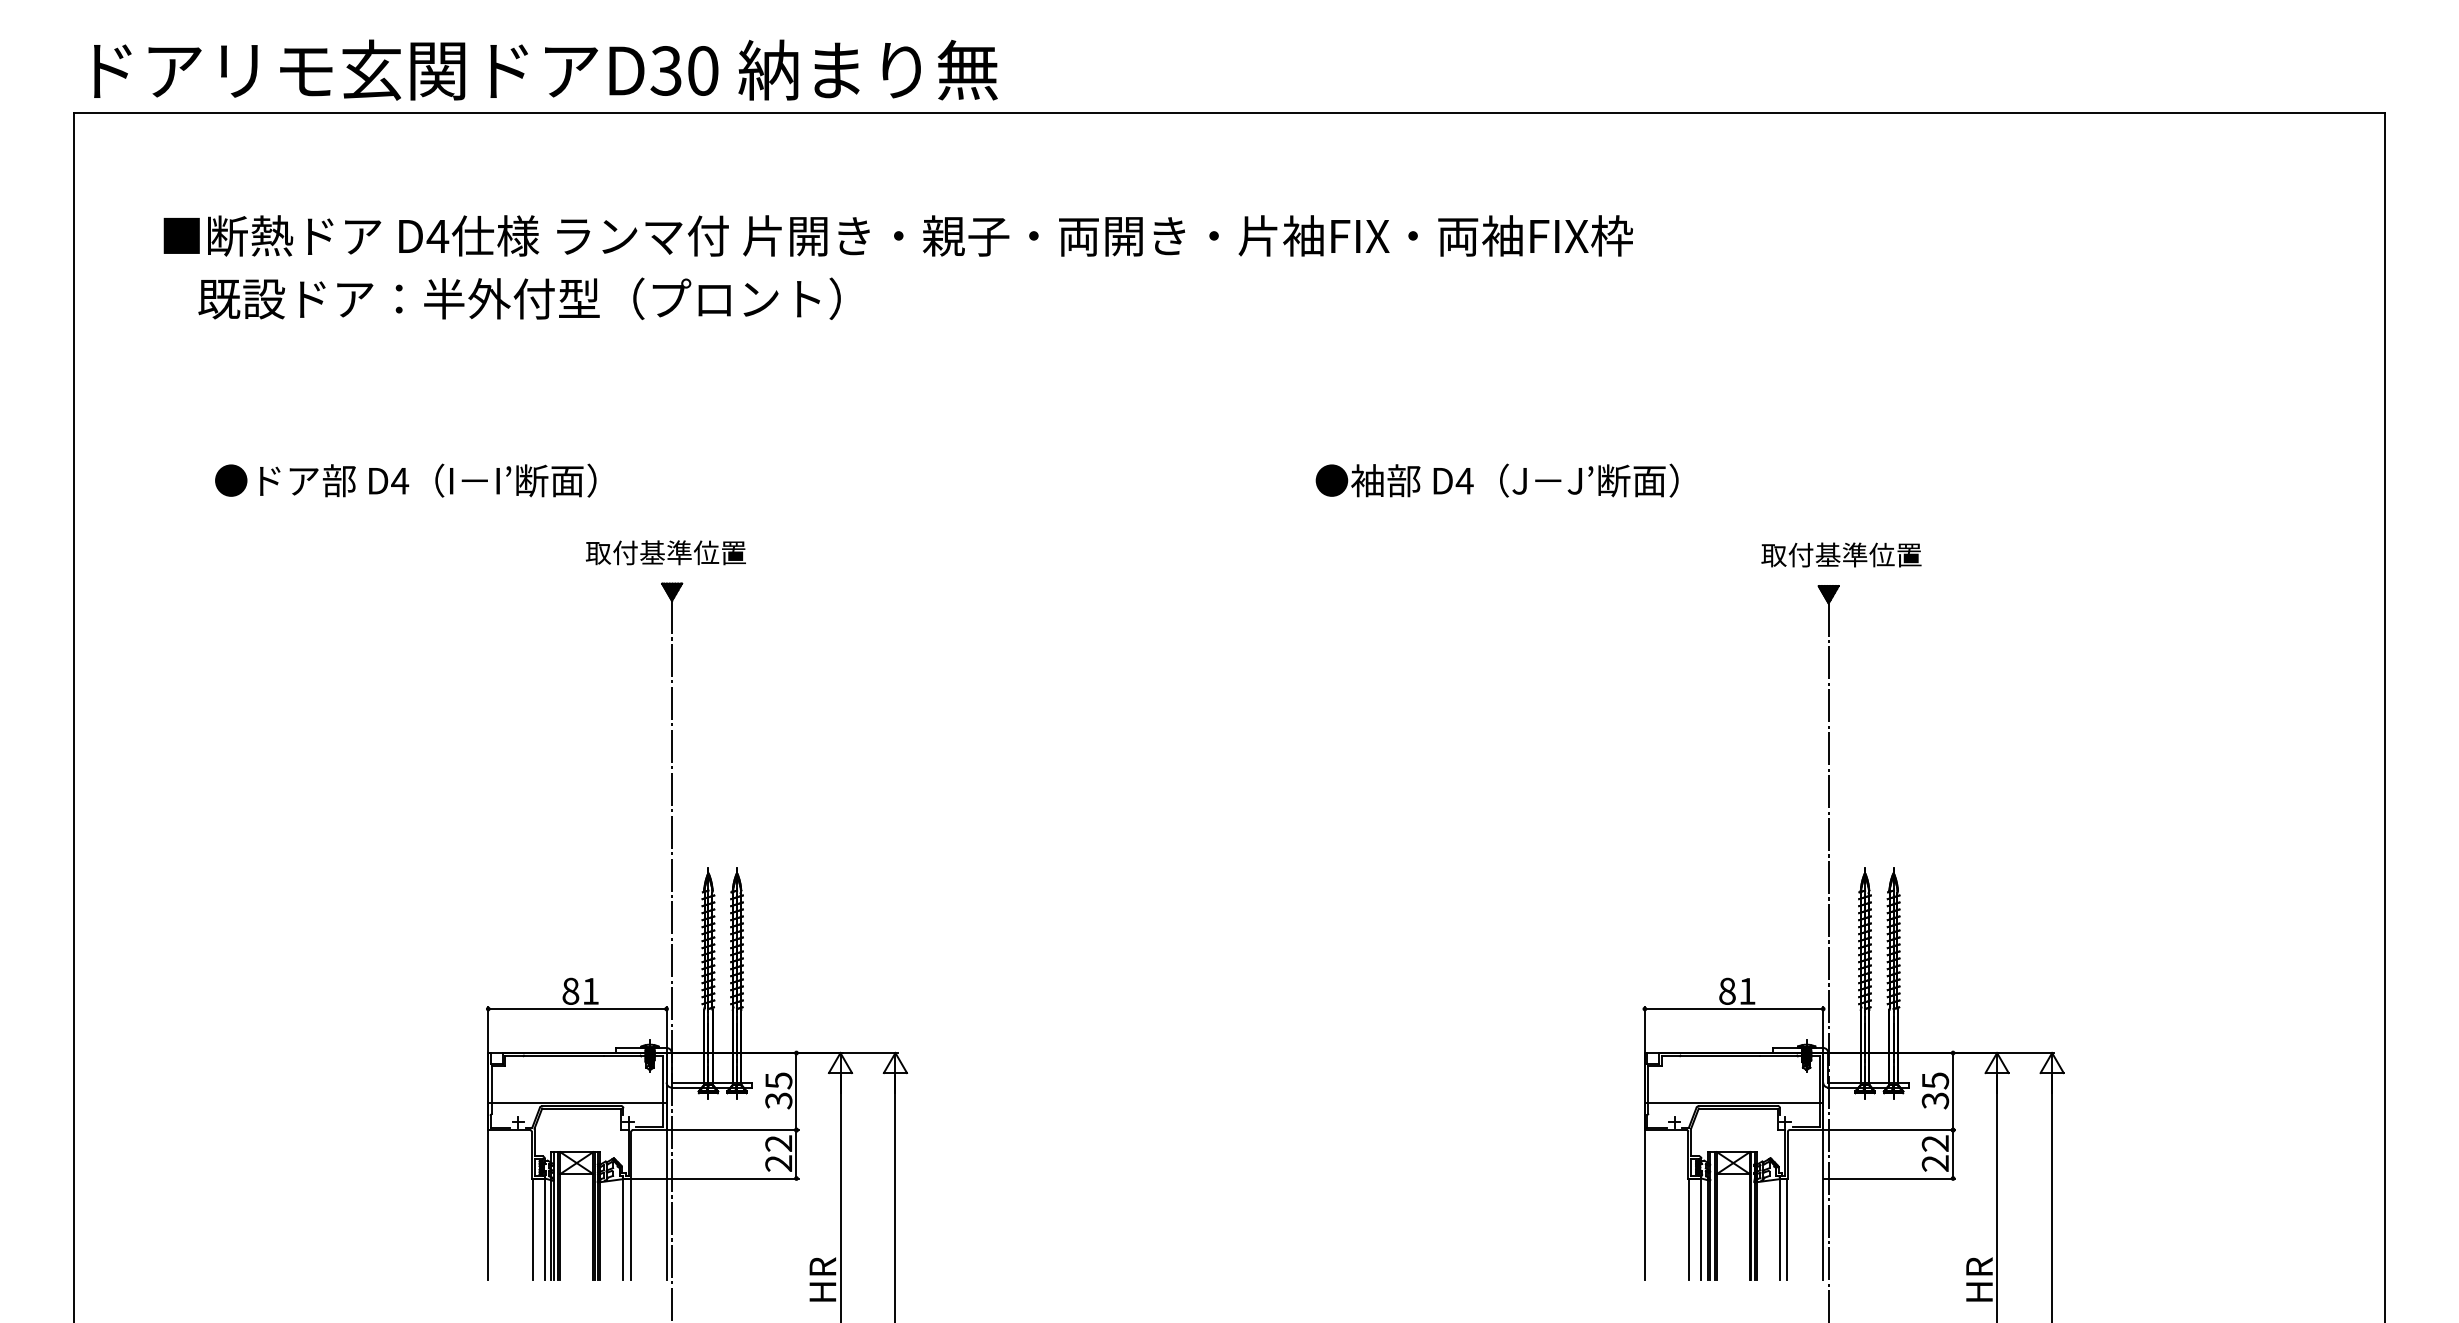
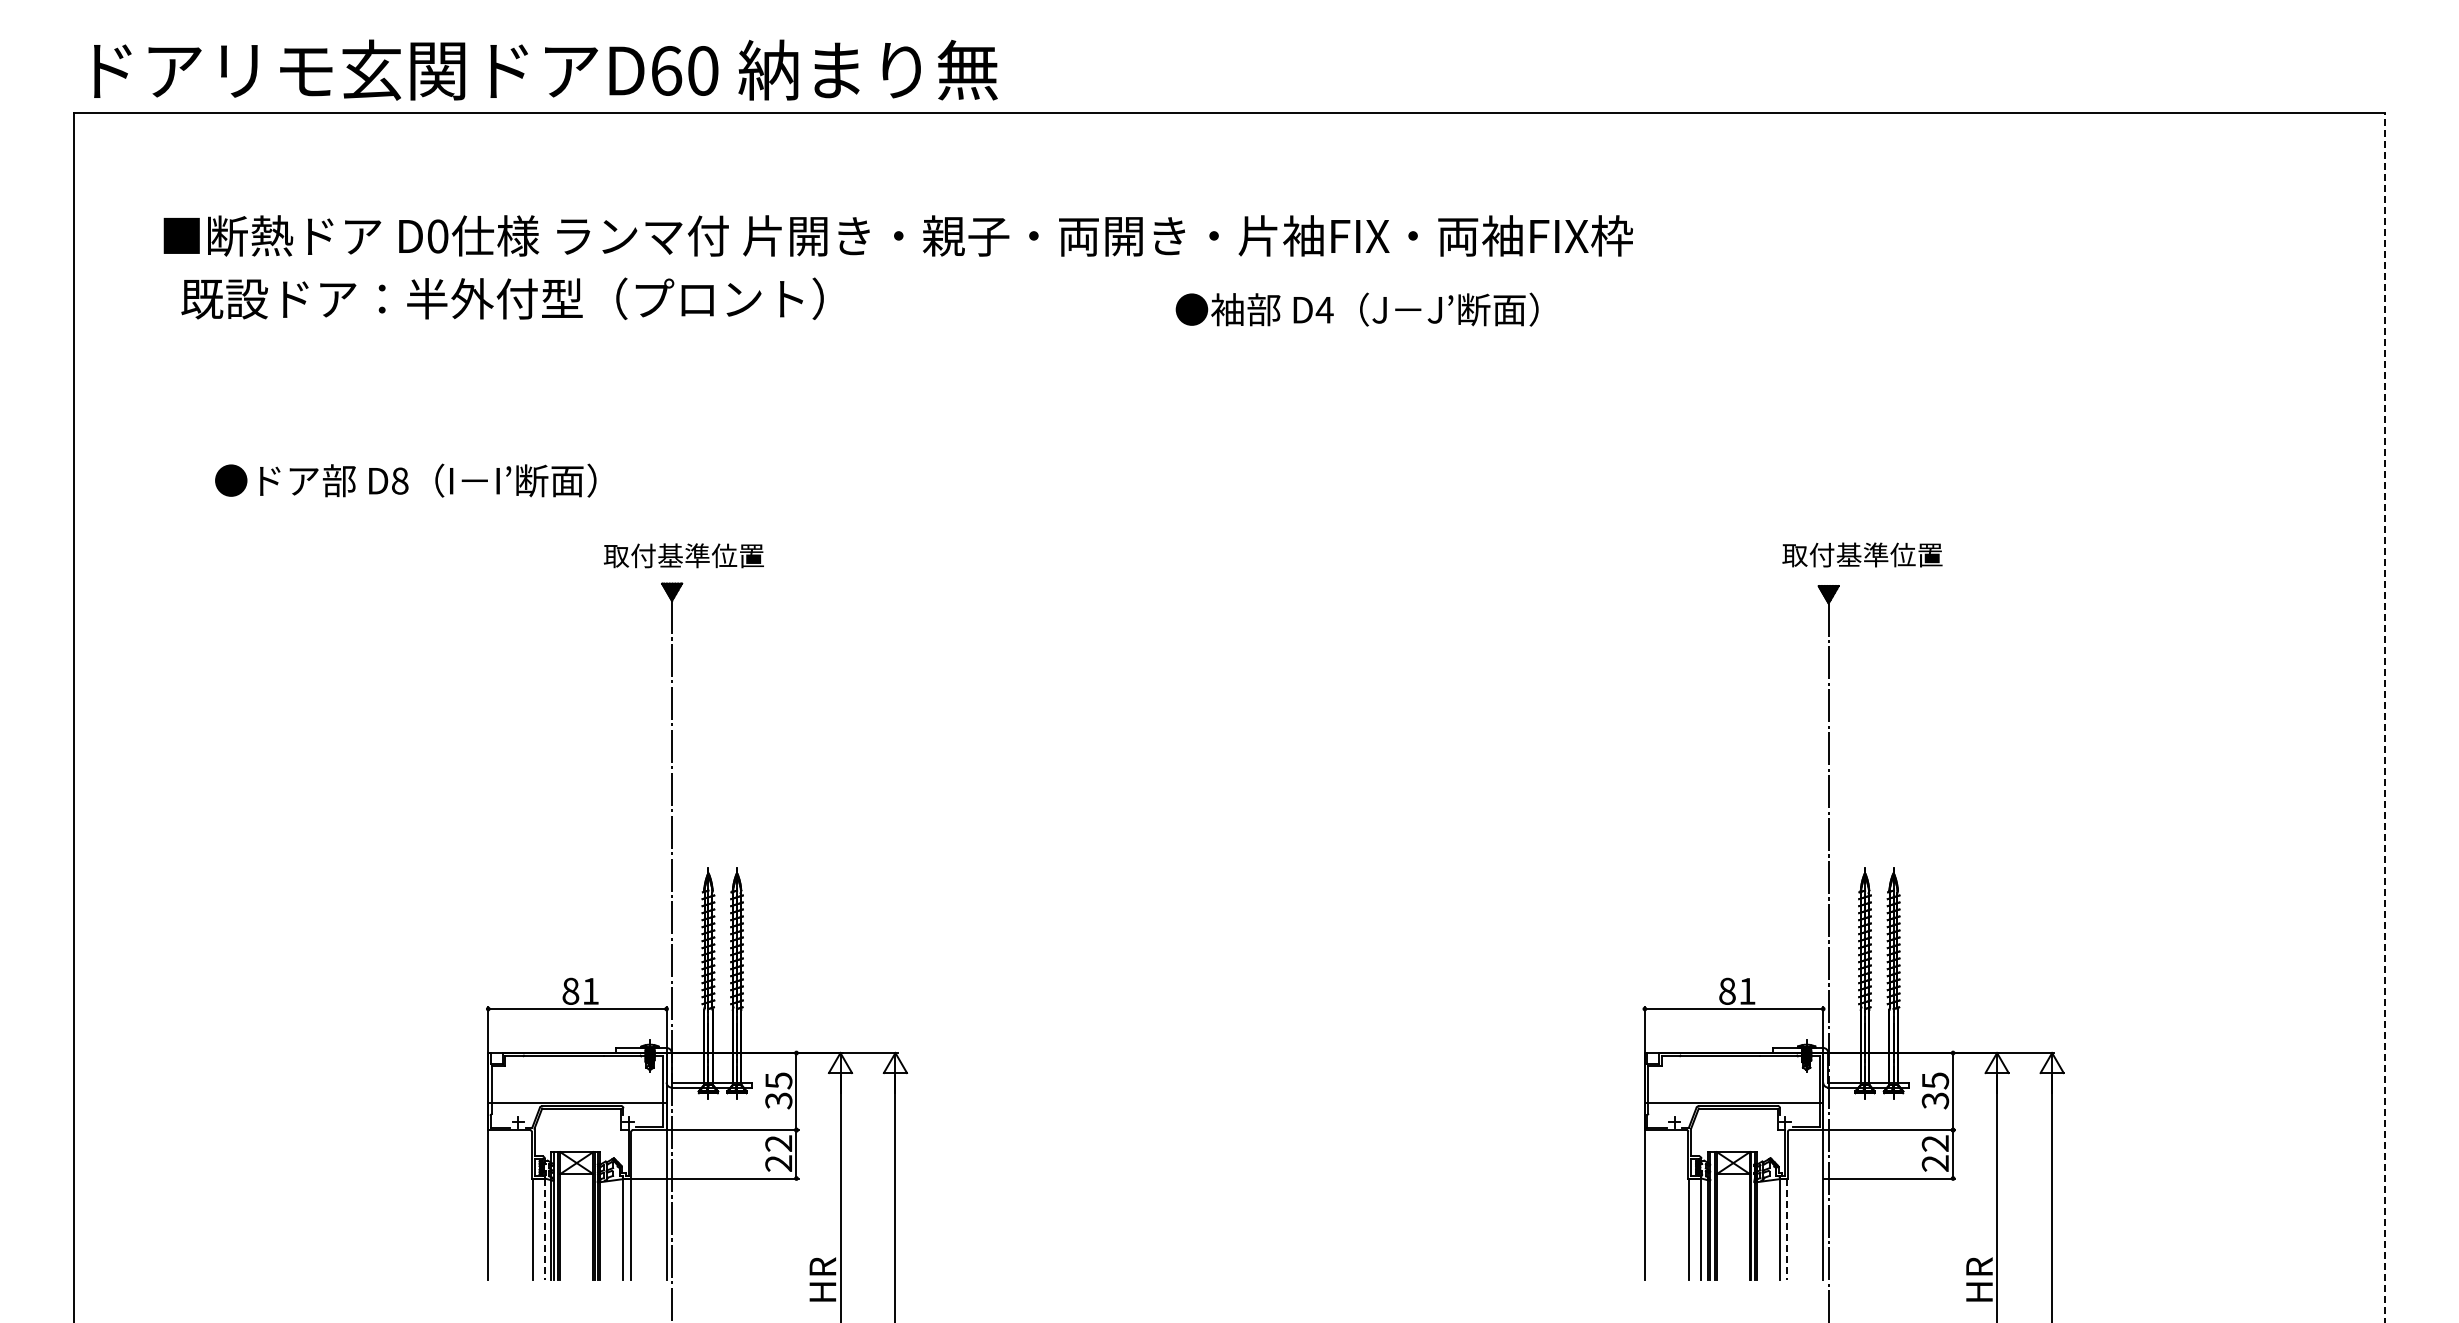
text: D30 -> D60 (666, 70)
text: D4 -> D0 (437, 236)
text position: (519, 298) -> (502, 298) (502, 298)
text: D4 -> D8 (400, 480)
text position: (1496, 480) -> (1356, 309) (1356, 309)
text position: (665, 552) -> (683, 555) (683, 555)
text position: (1841, 554) -> (1862, 554) (1862, 554)
line: solid -> dashed (2385, 717)
line: solid -> dashed (544, 1230)
line: solid -> dashed (1787, 1230)
